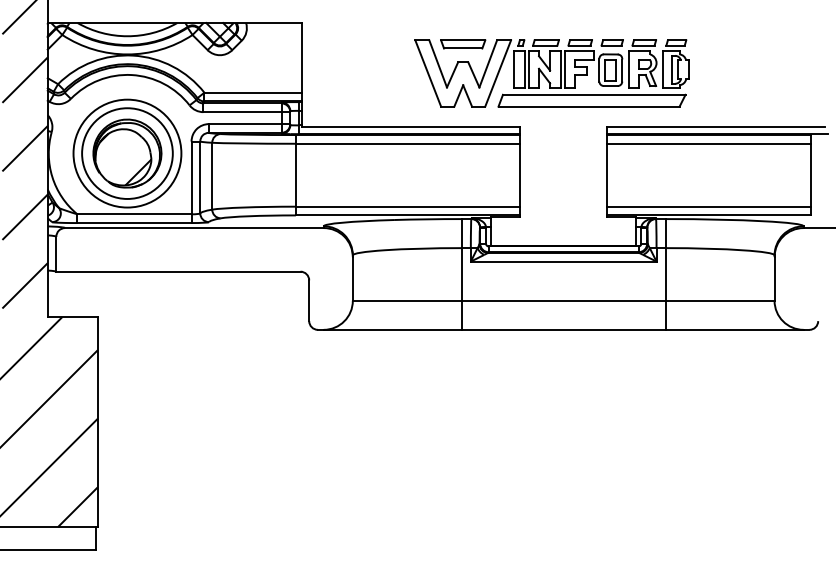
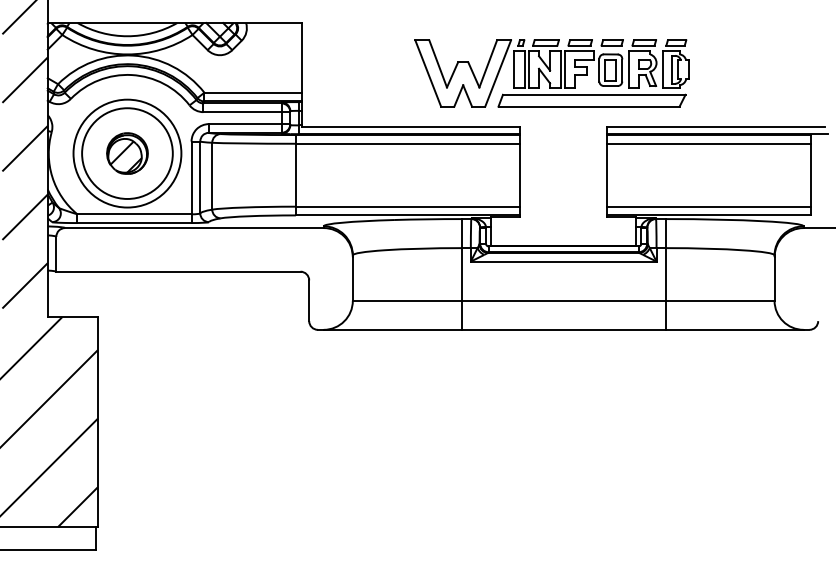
part: present -> none (463, 44)
part size: 71x71 px -> 43x43 px (127, 153)
